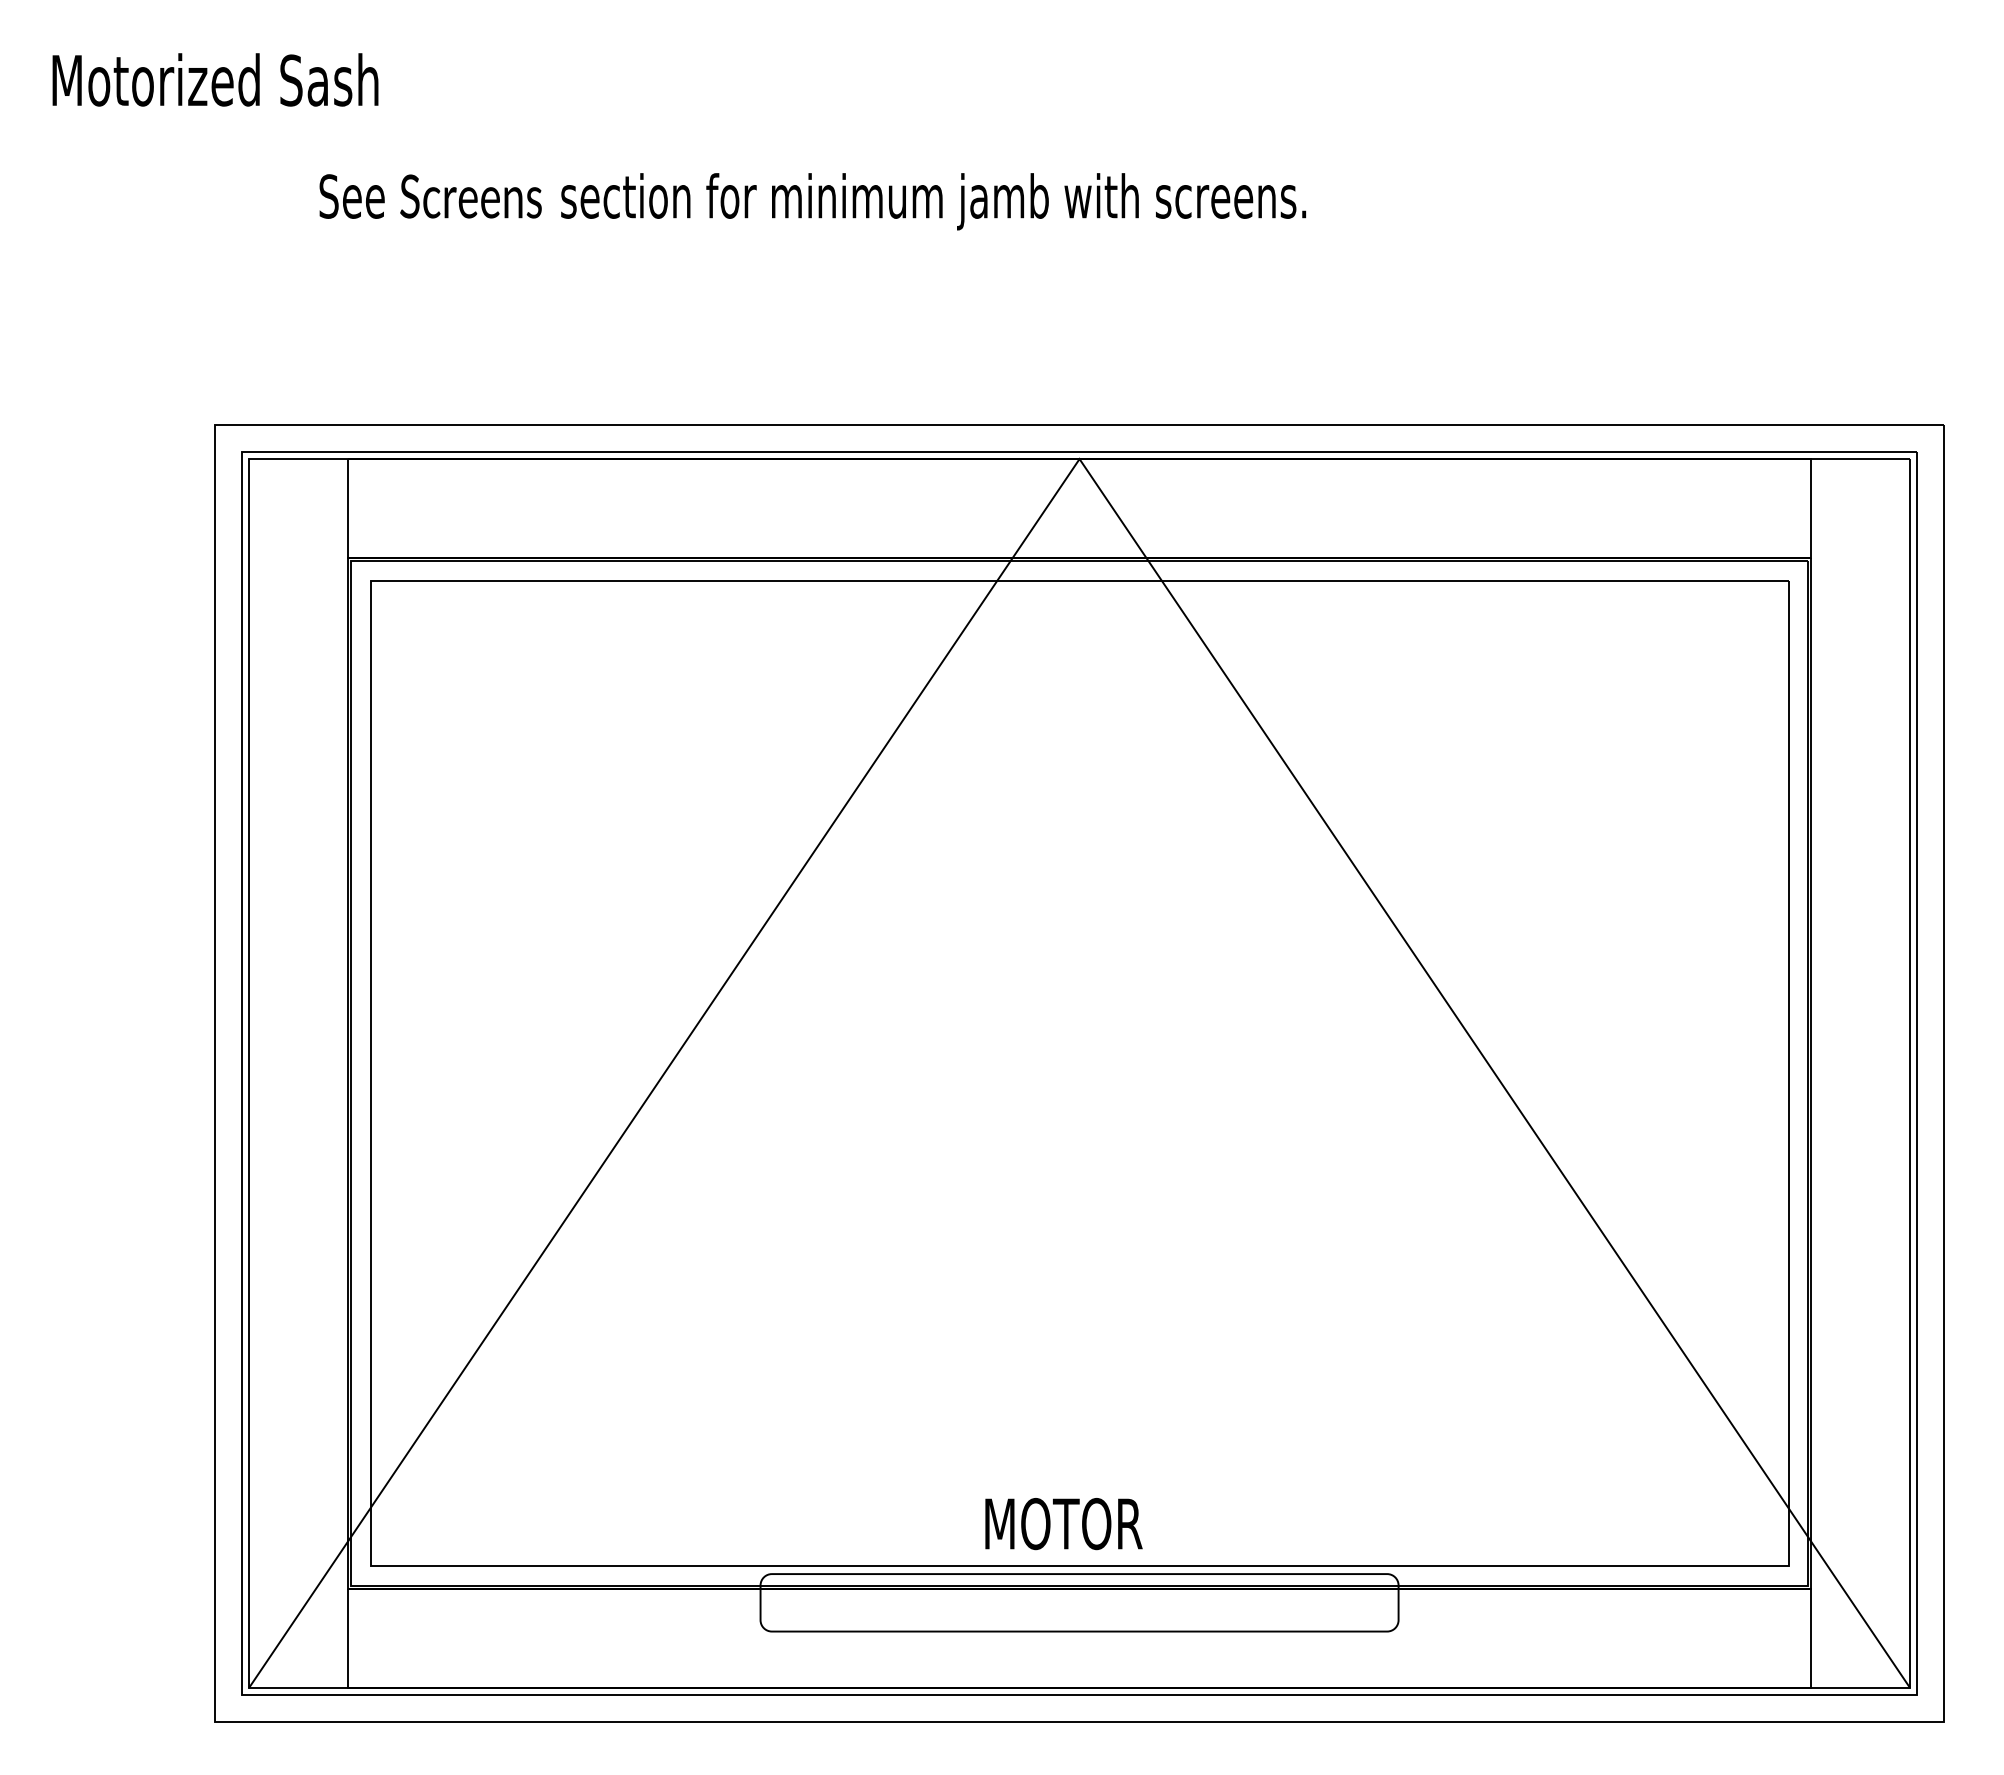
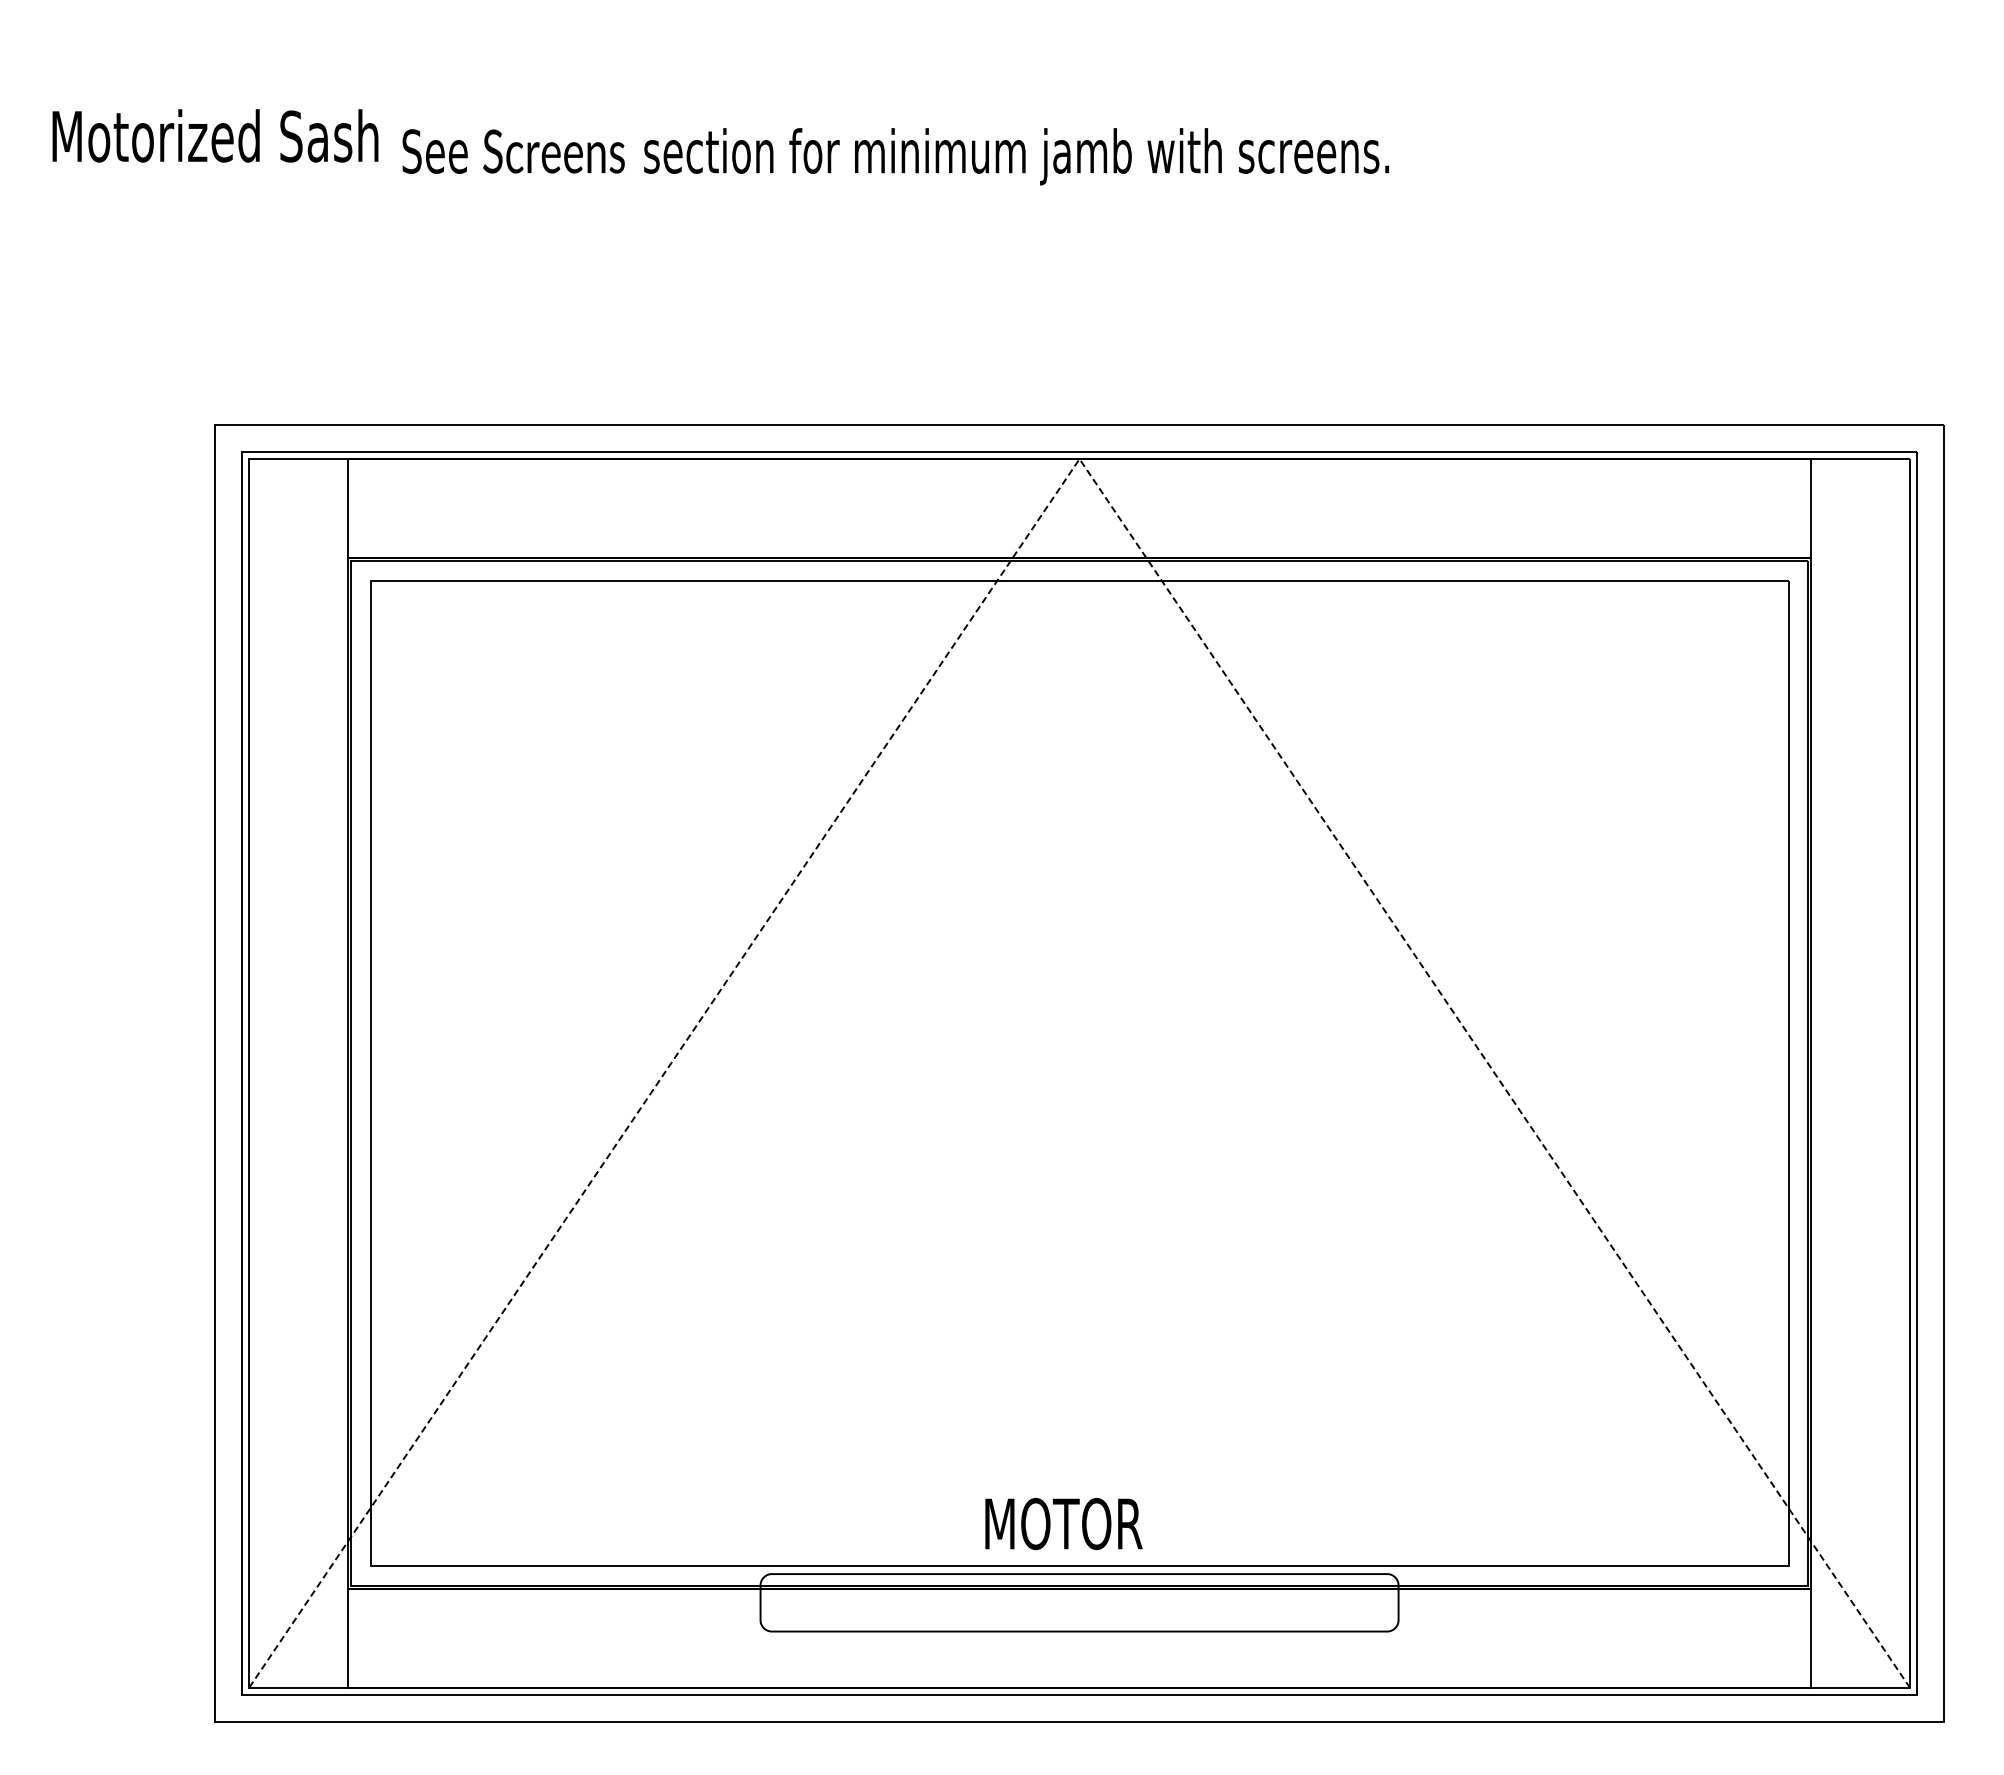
text position: (215, 79) -> (215, 135) (215, 135)
text position: (812, 201) -> (895, 156) (895, 156)
line: solid -> dashed (1079, 459)
